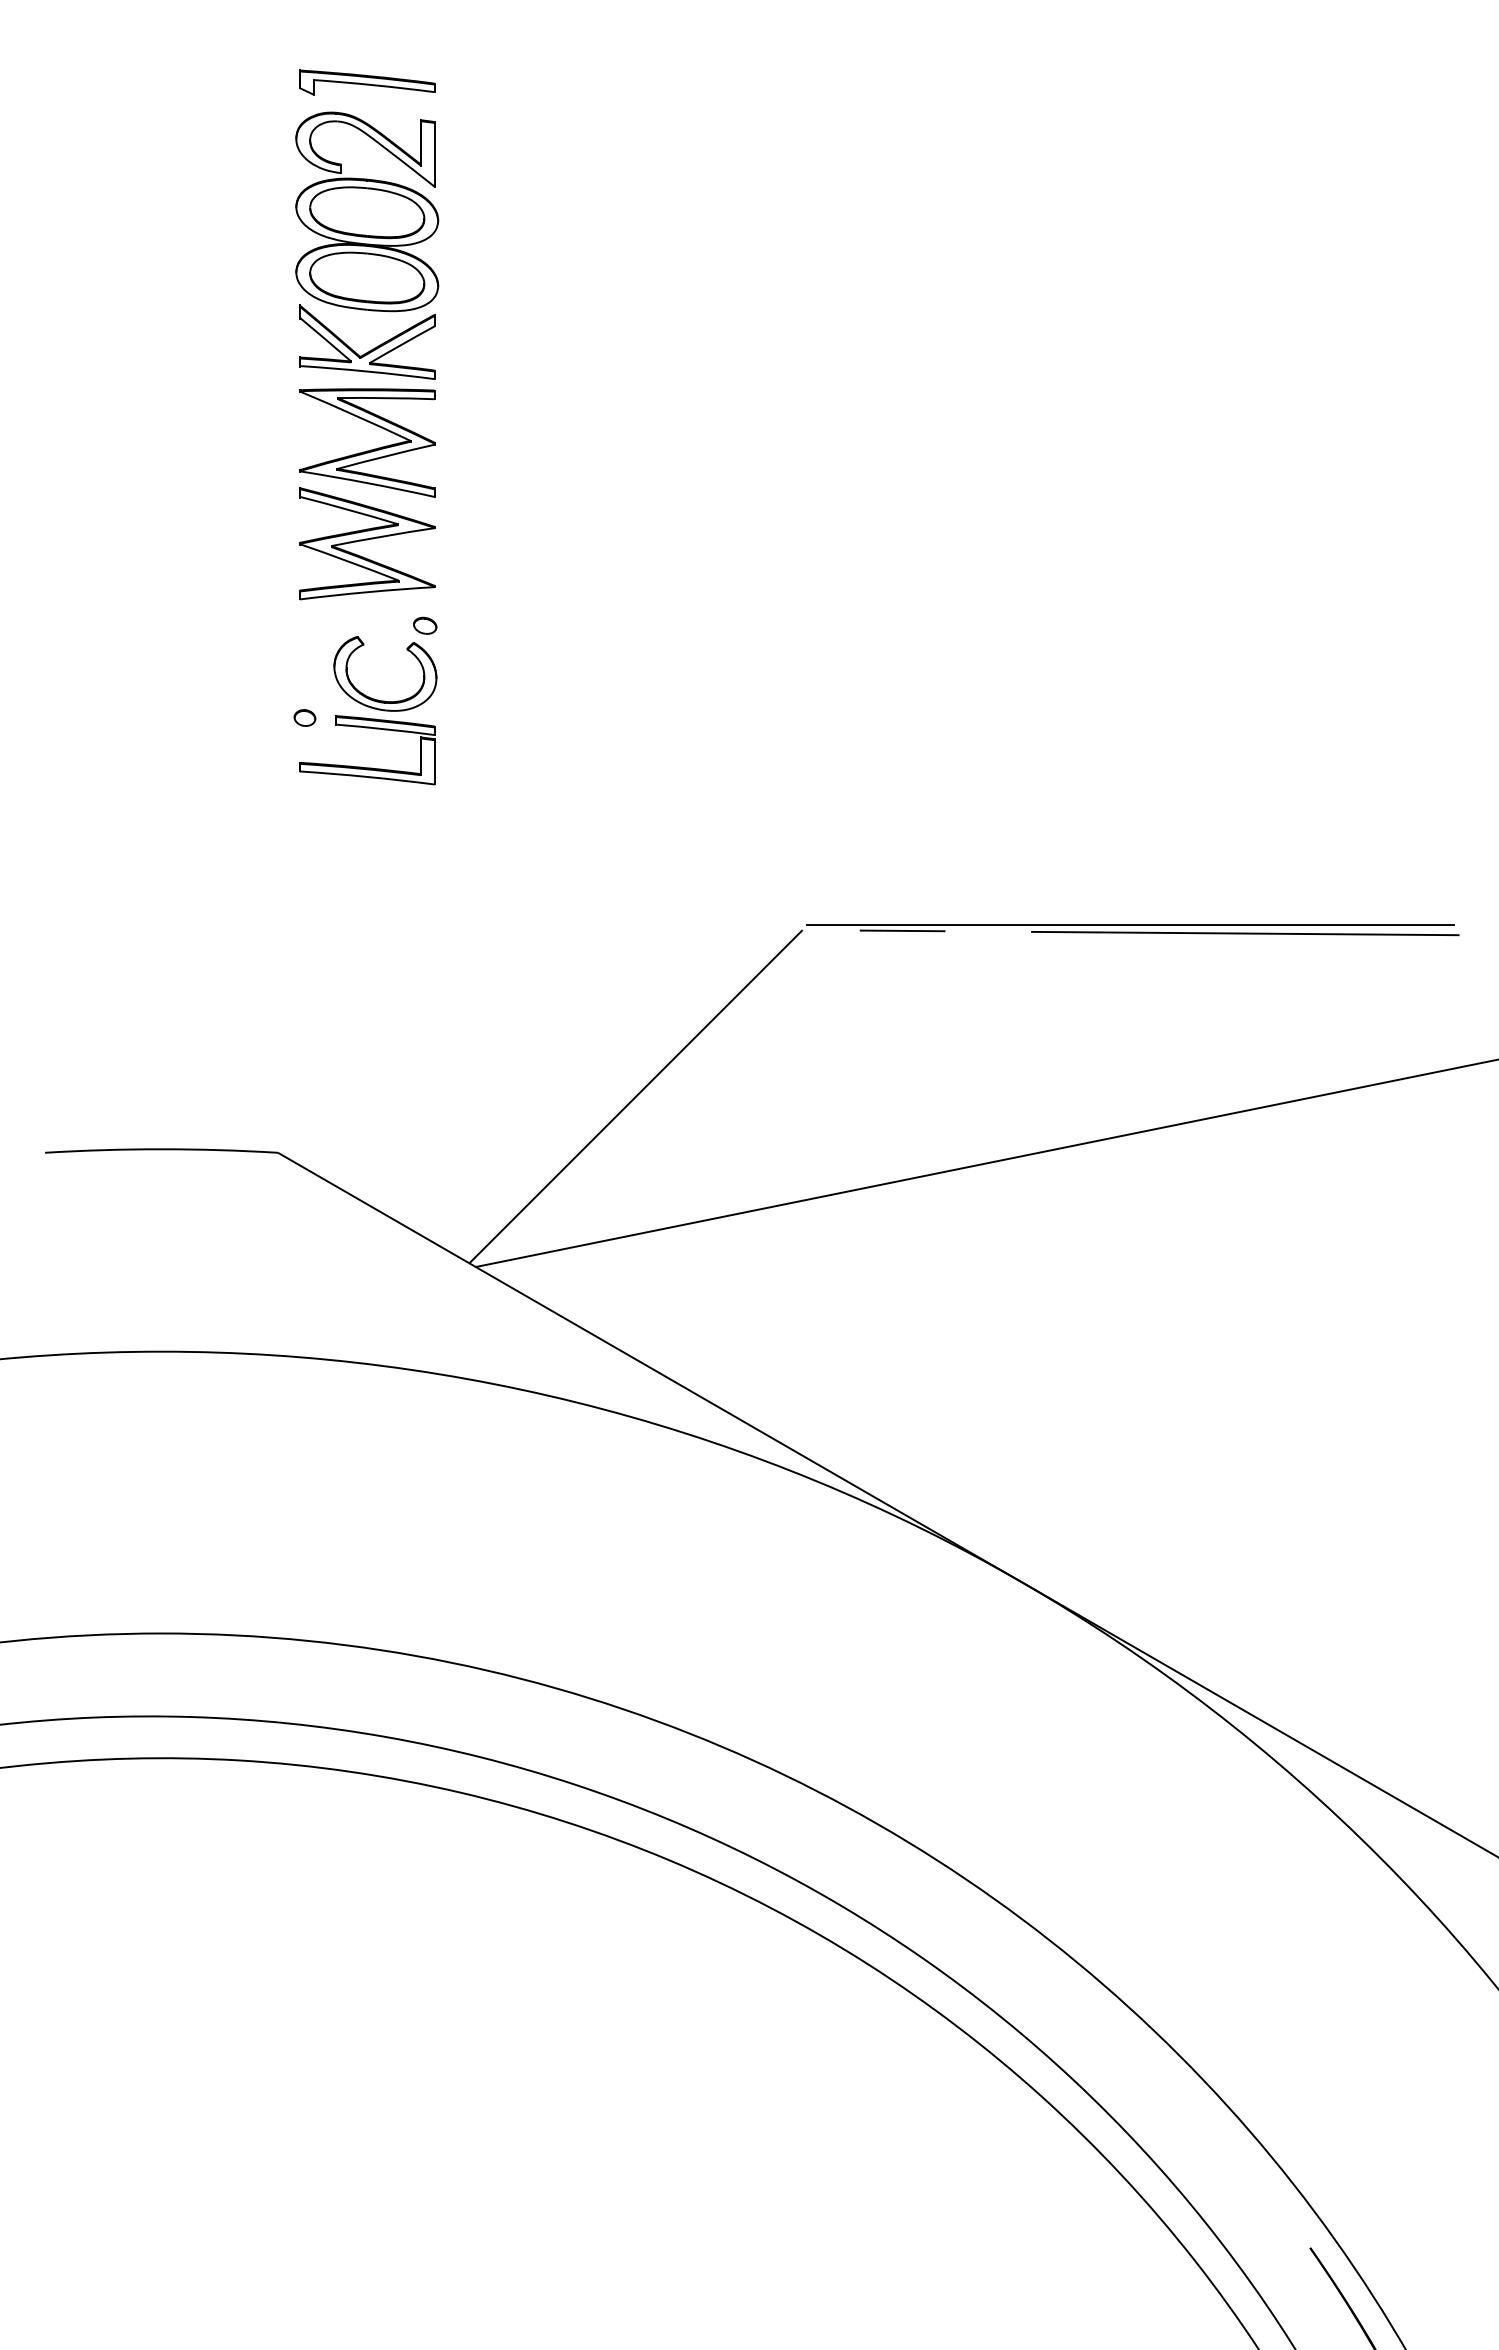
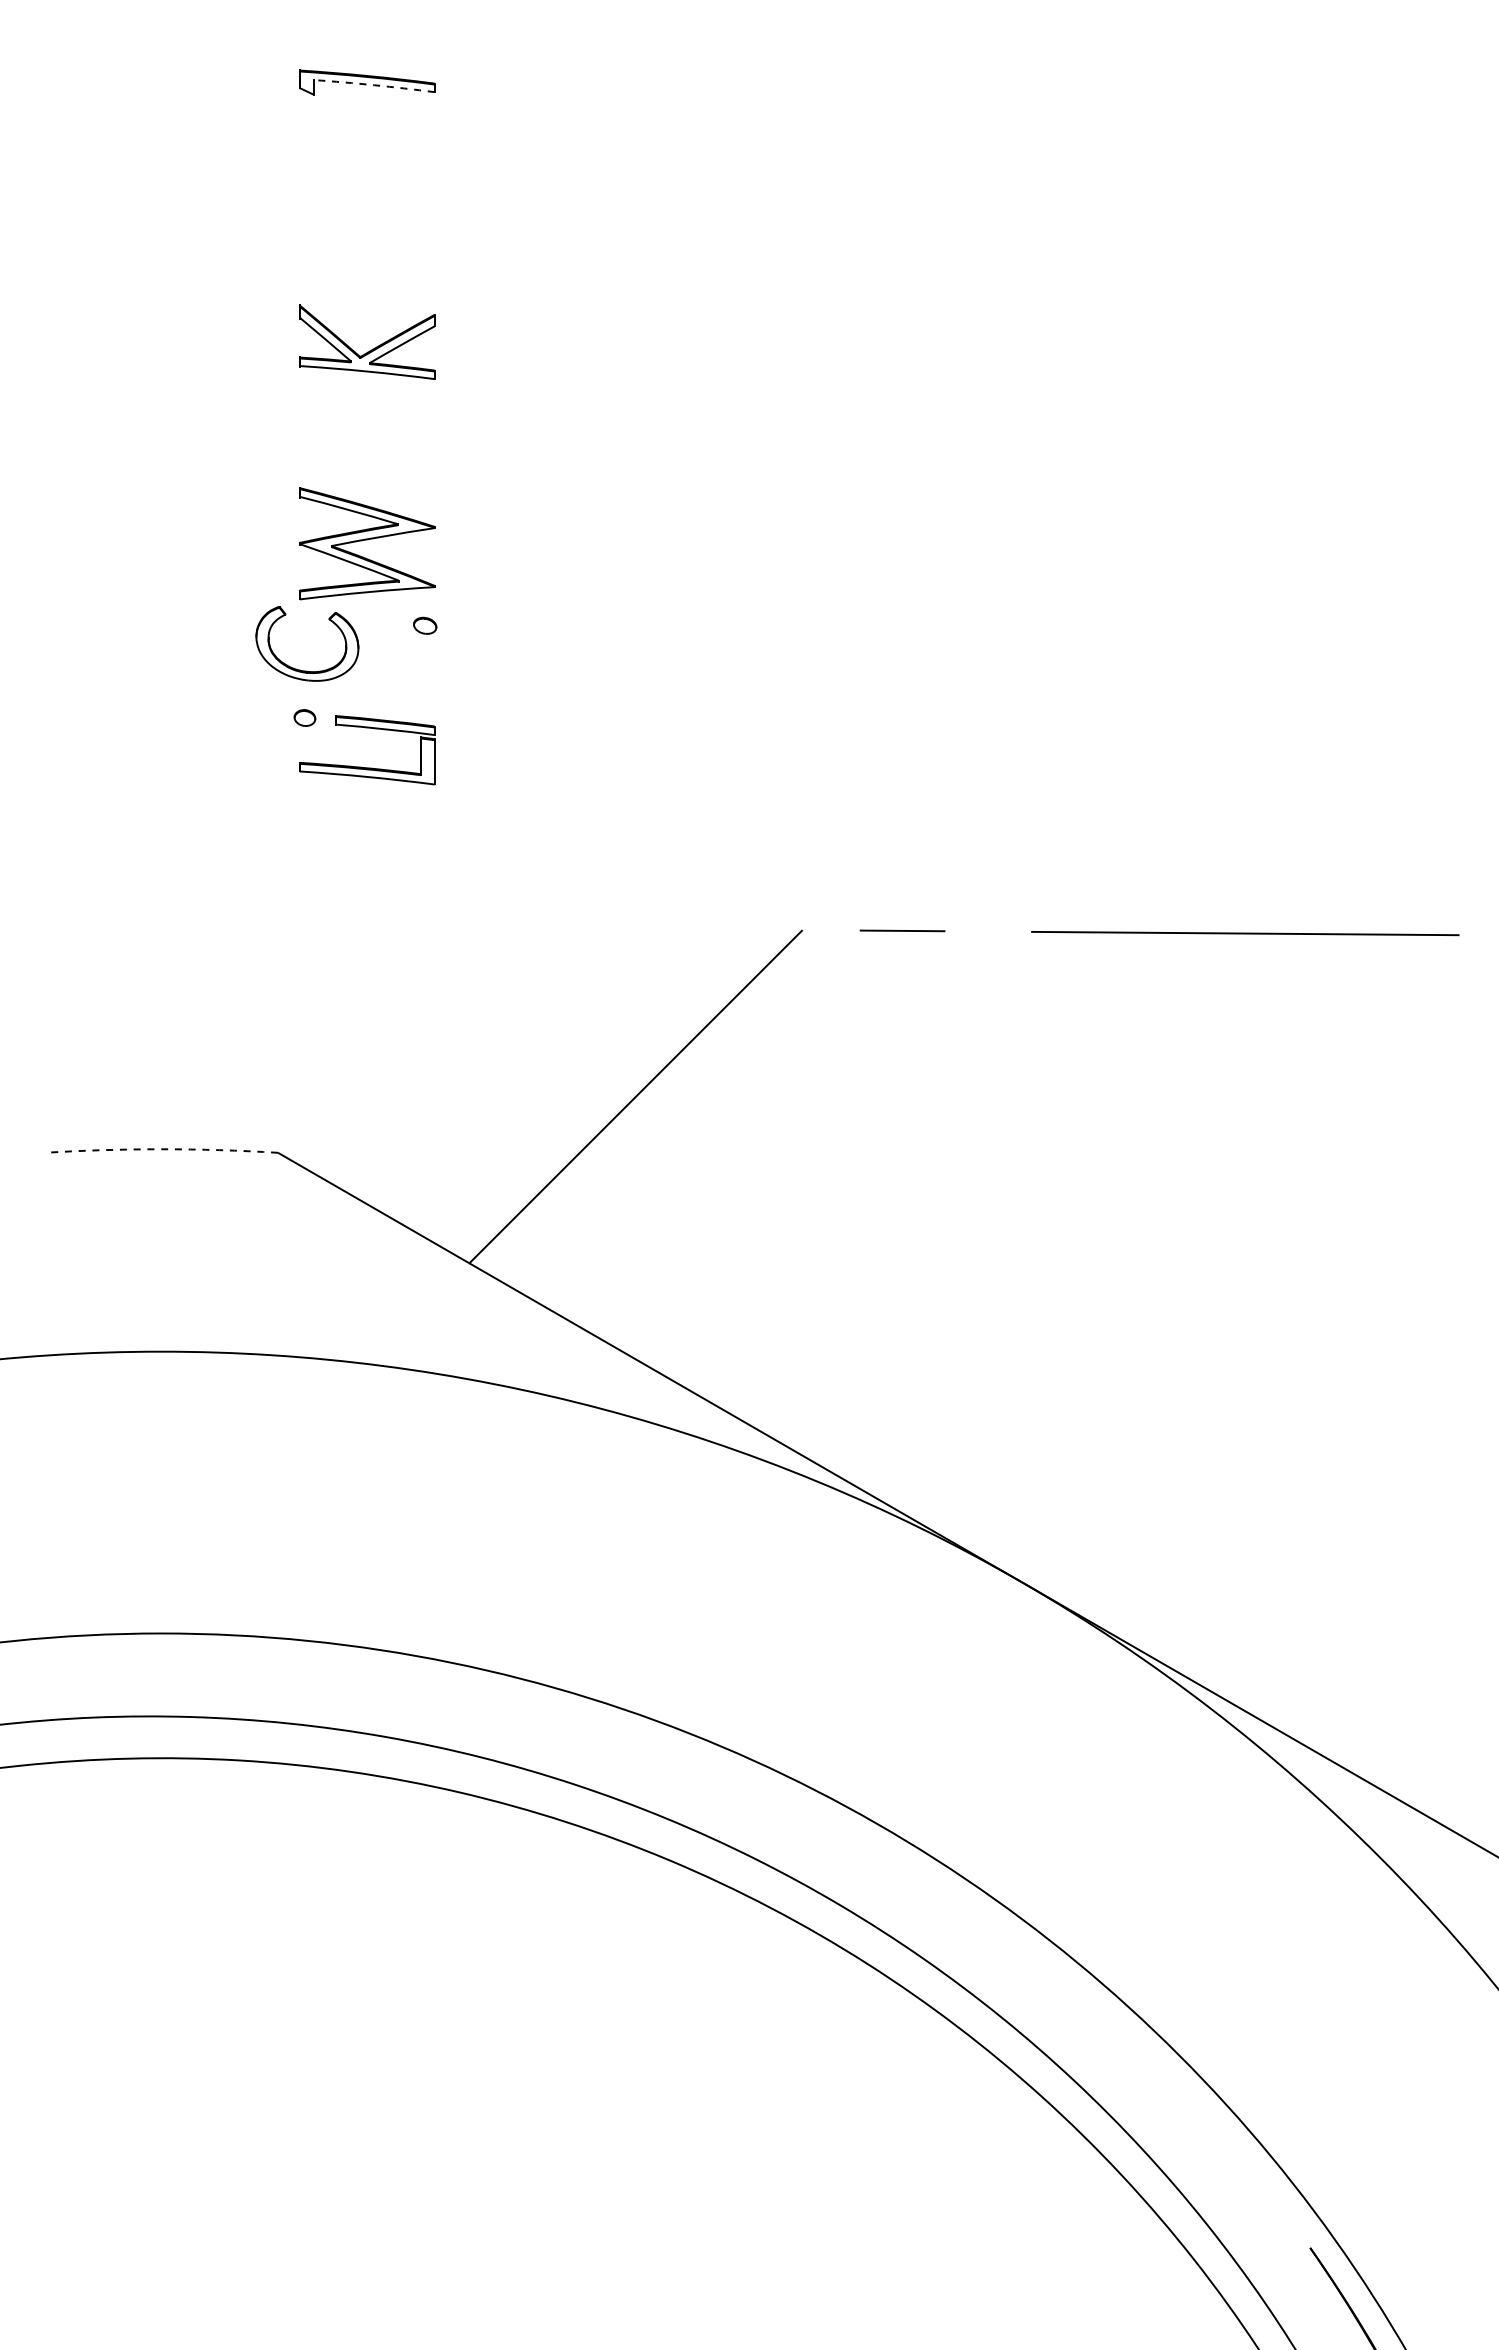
arc: solid -> dashed (374, 85)
part: present -> none (367, 211)
part: present -> none (370, 449)
part position: (378, 699) -> (300, 669) (300, 669)
line: present -> none (1129, 925)
arc: solid -> dashed (161, 1149)
line: present -> none (985, 1163)
